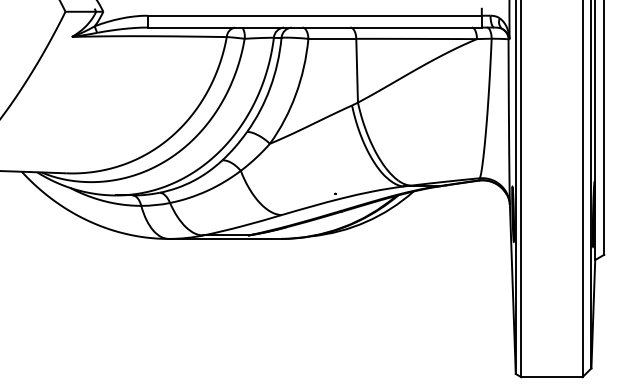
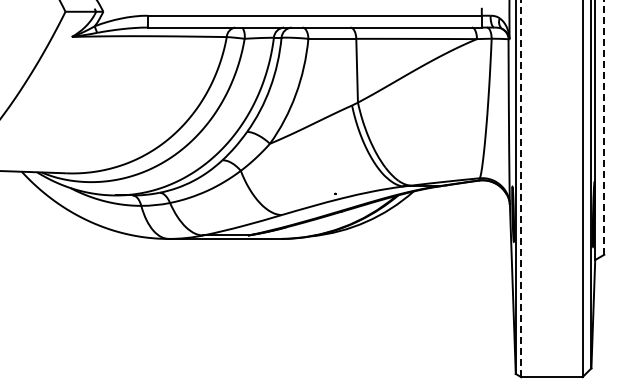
line: solid -> dashed (604, 127)
line: solid -> dashed (521, 188)
